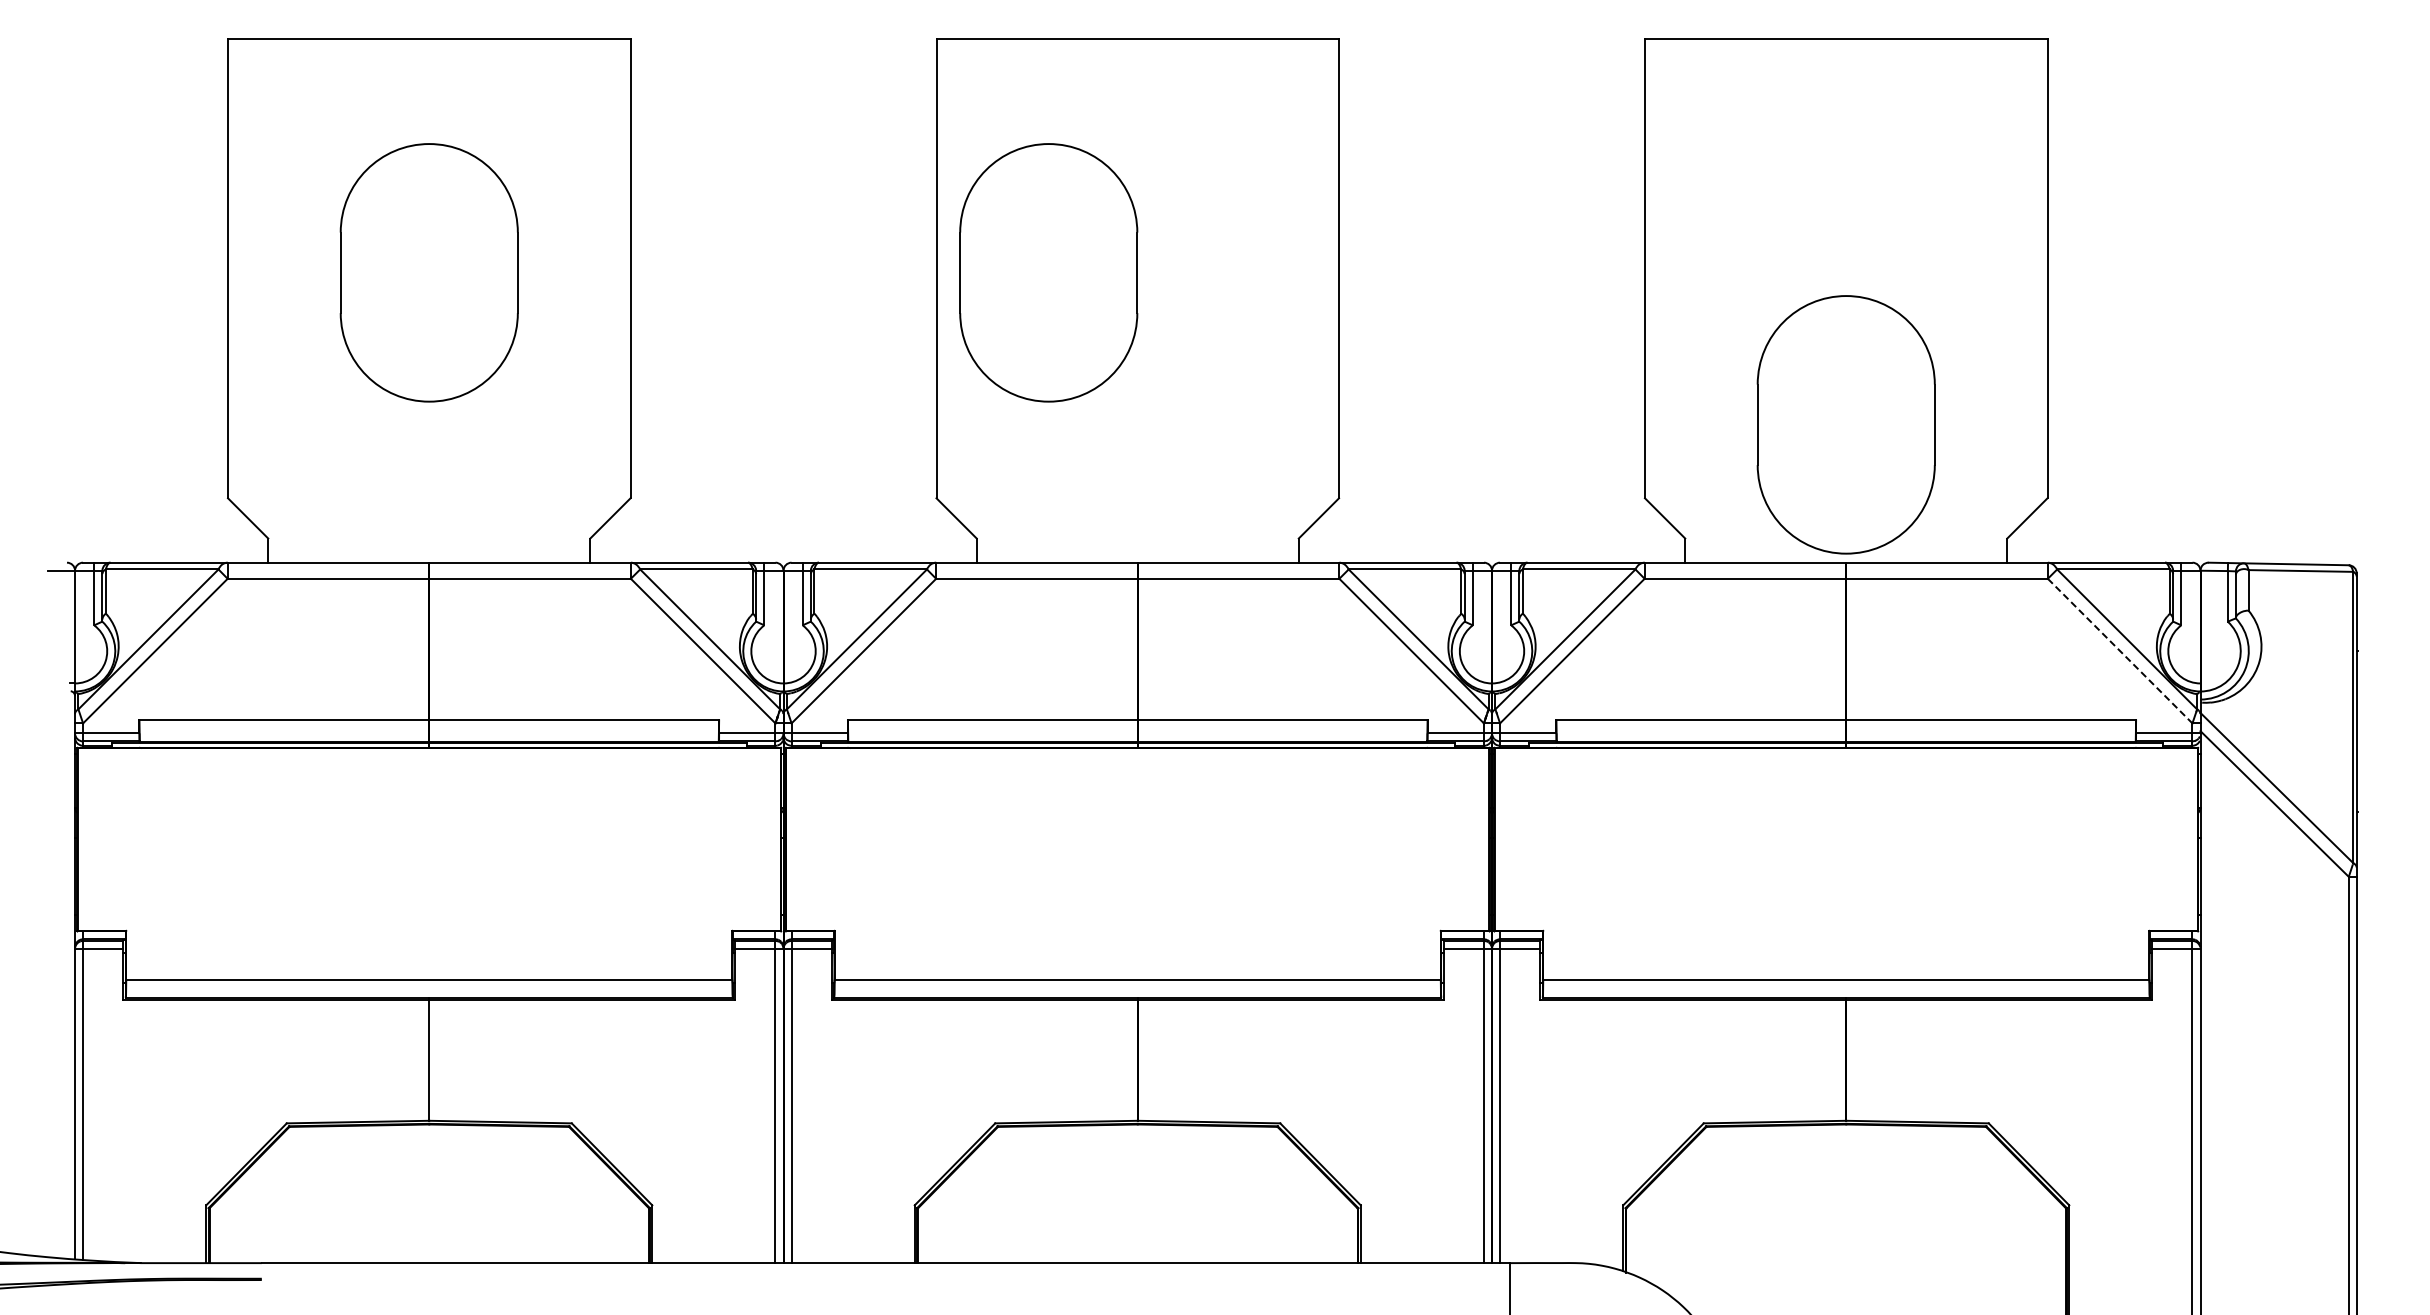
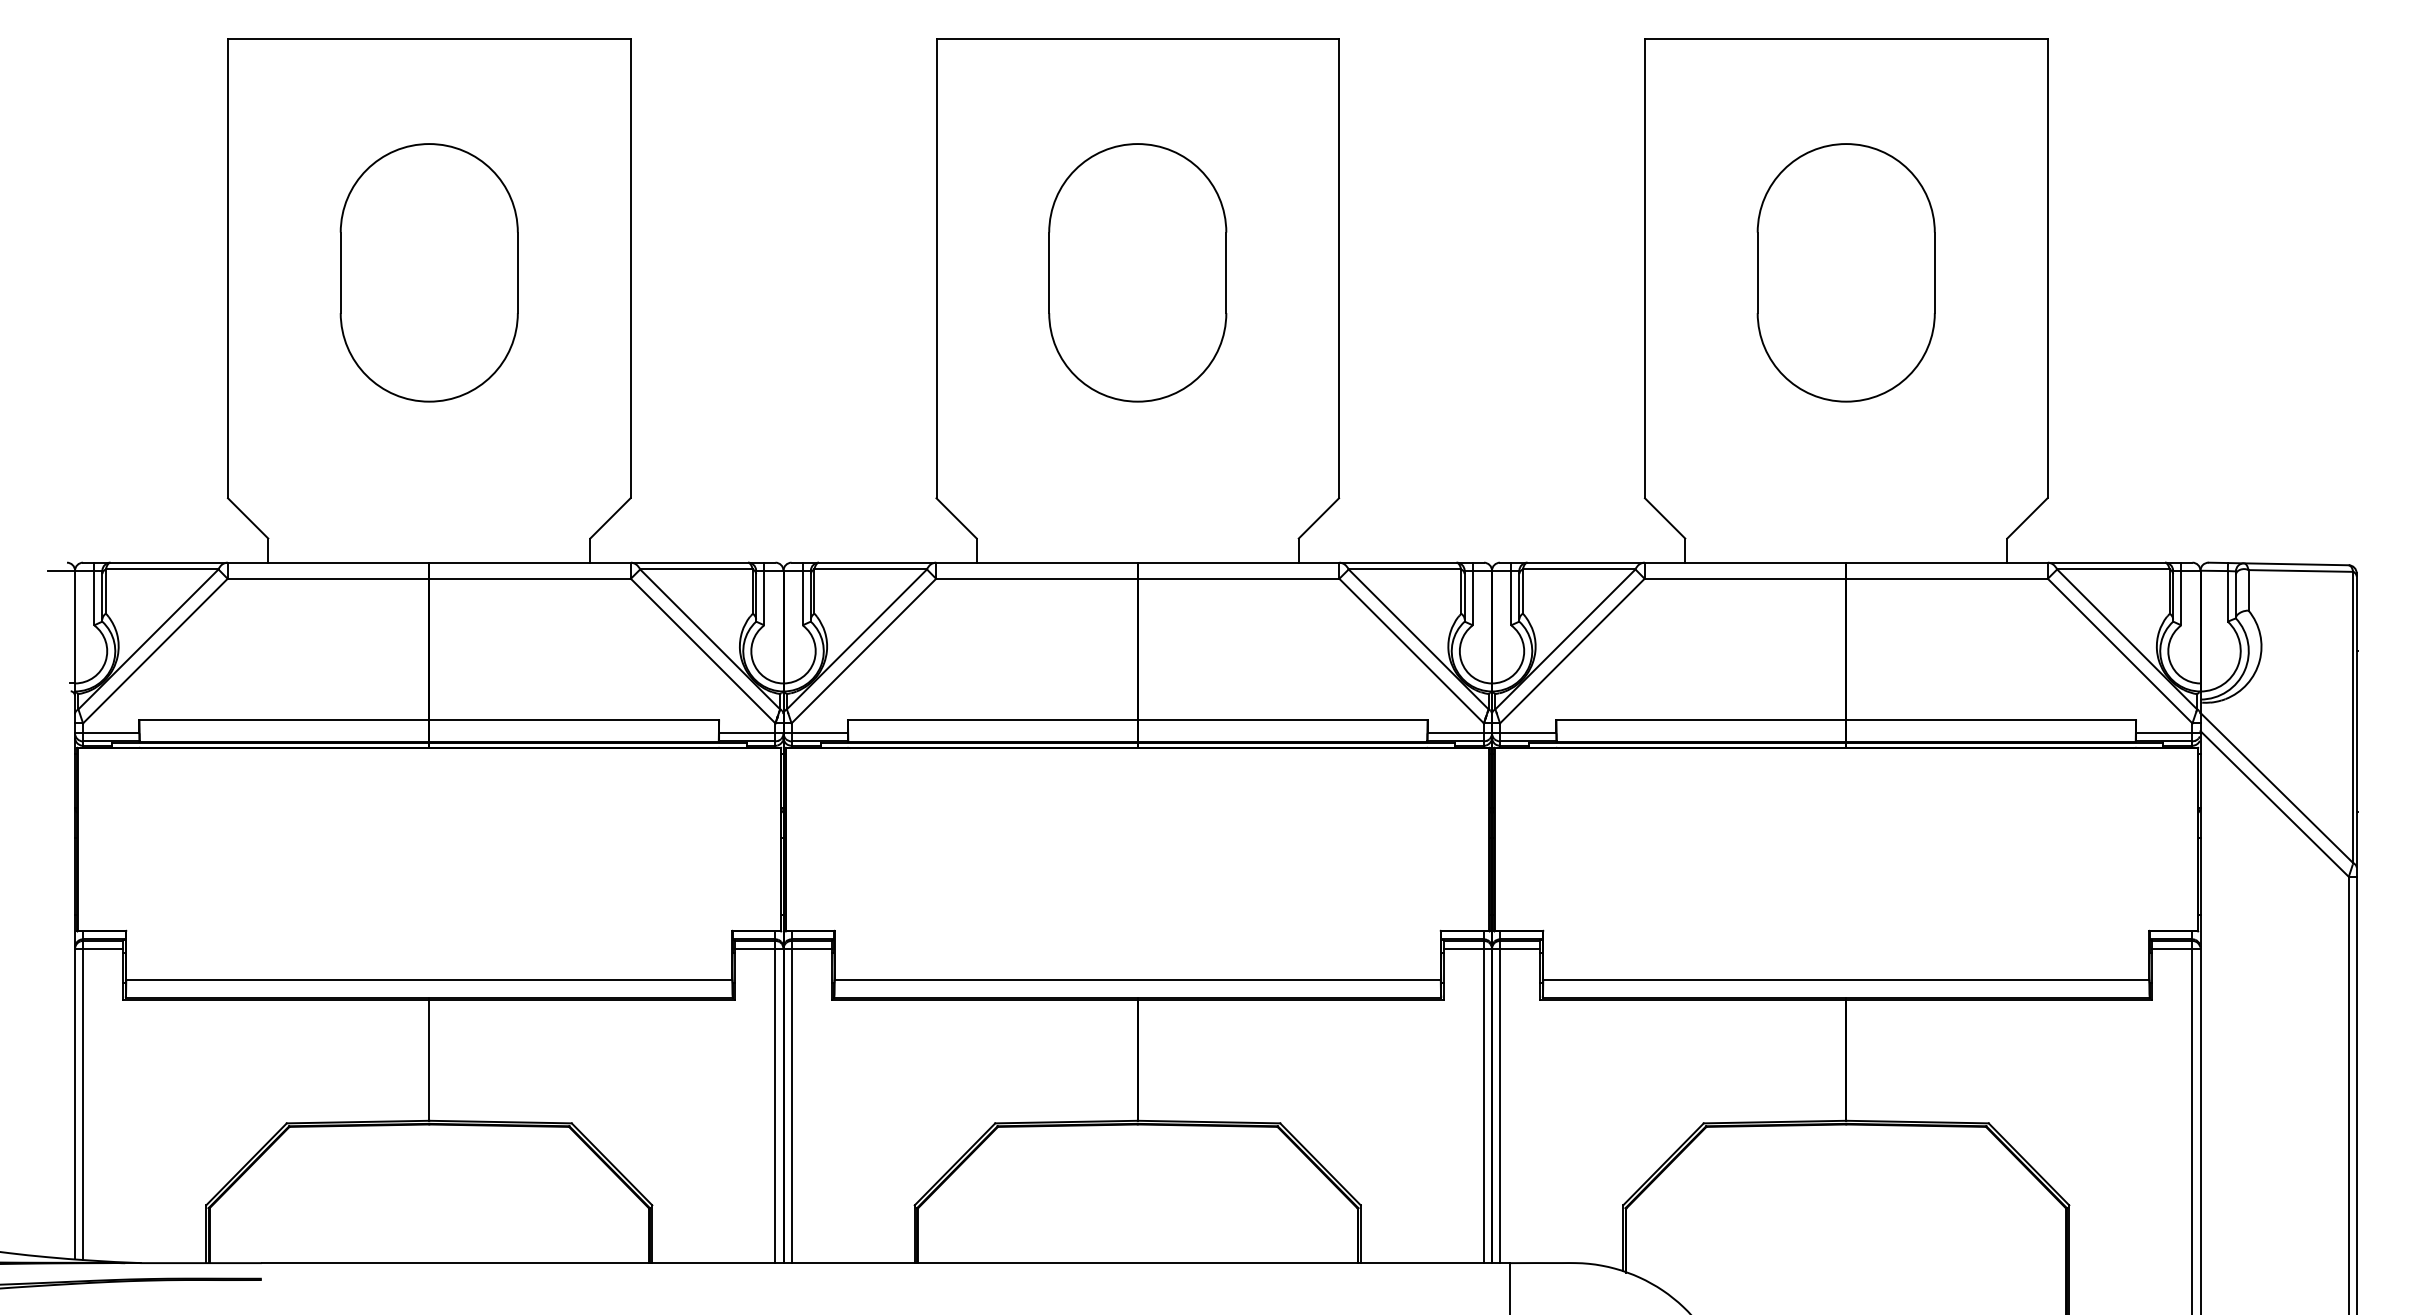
part position: (1048, 272) -> (1137, 272) (1137, 272)
part position: (1845, 424) -> (1845, 272) (1845, 272)
line: dashed -> solid (2120, 651)
